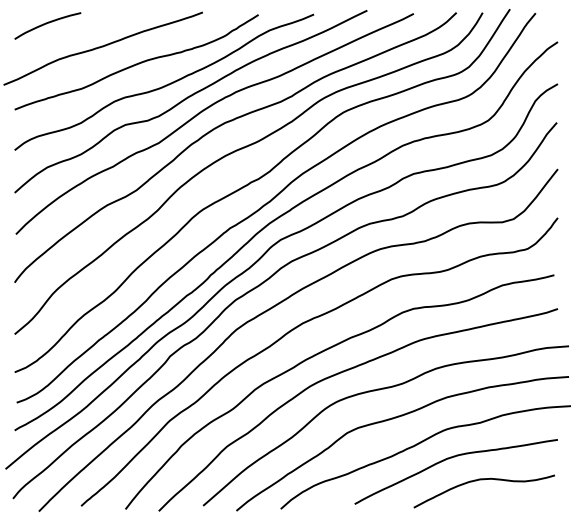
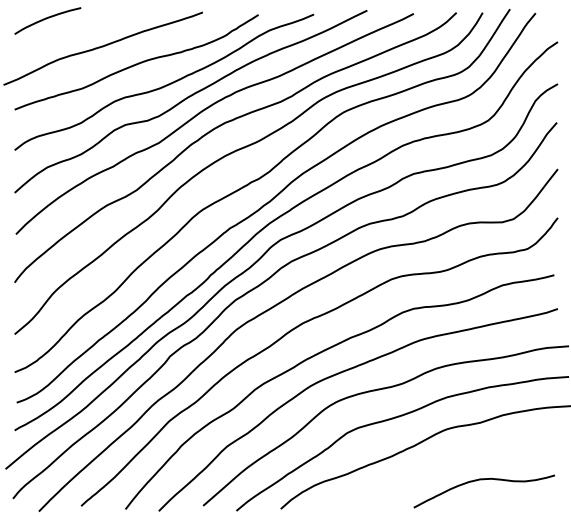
curve position: (46, 24) -> (46, 19) (46, 19)
curve: present -> none (452, 458)
